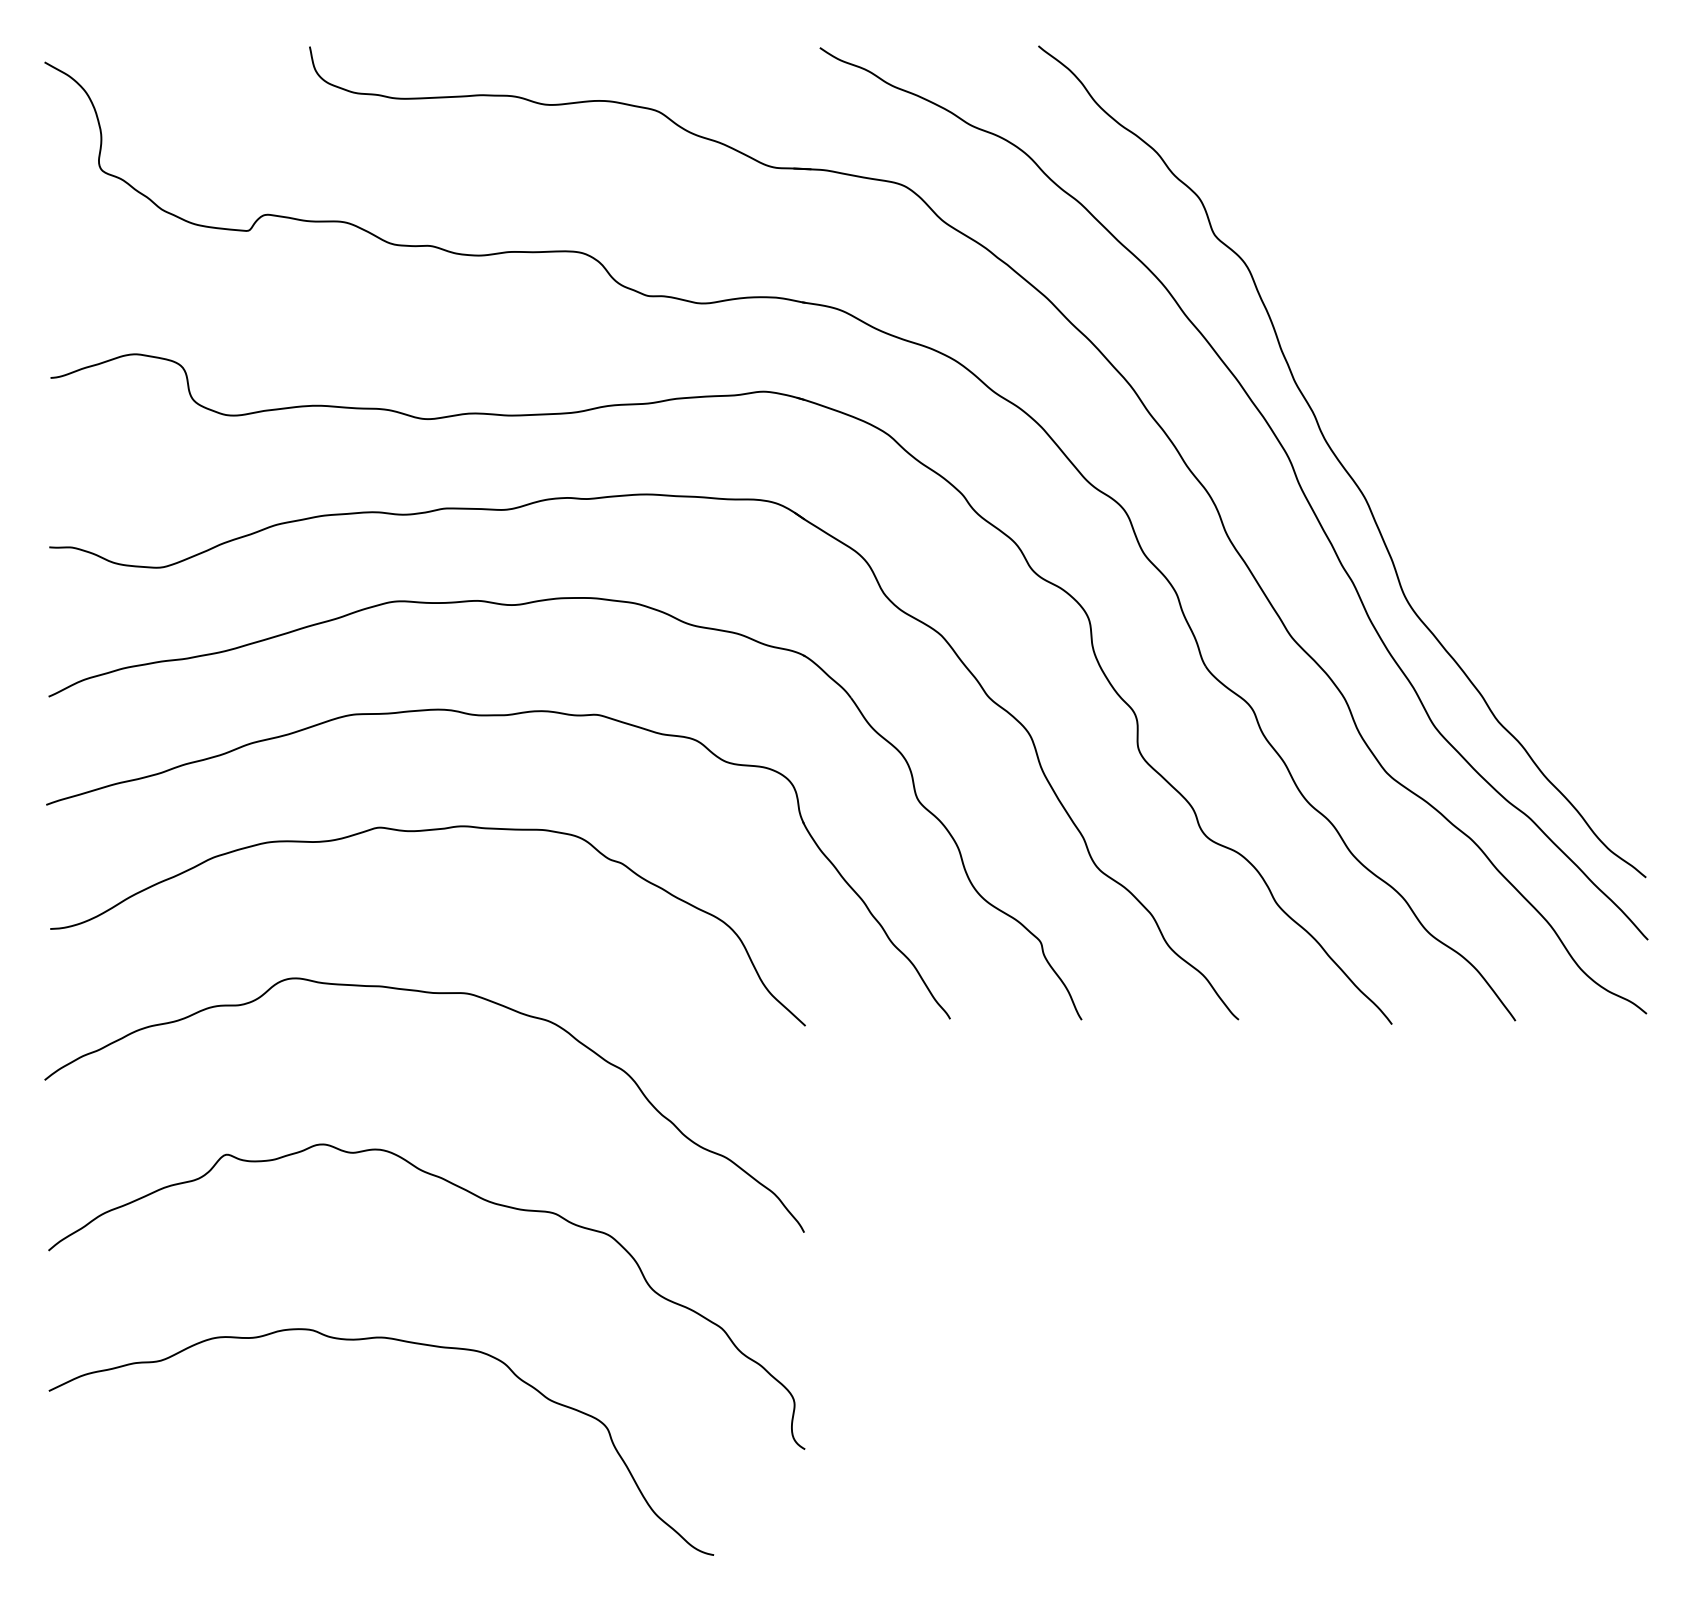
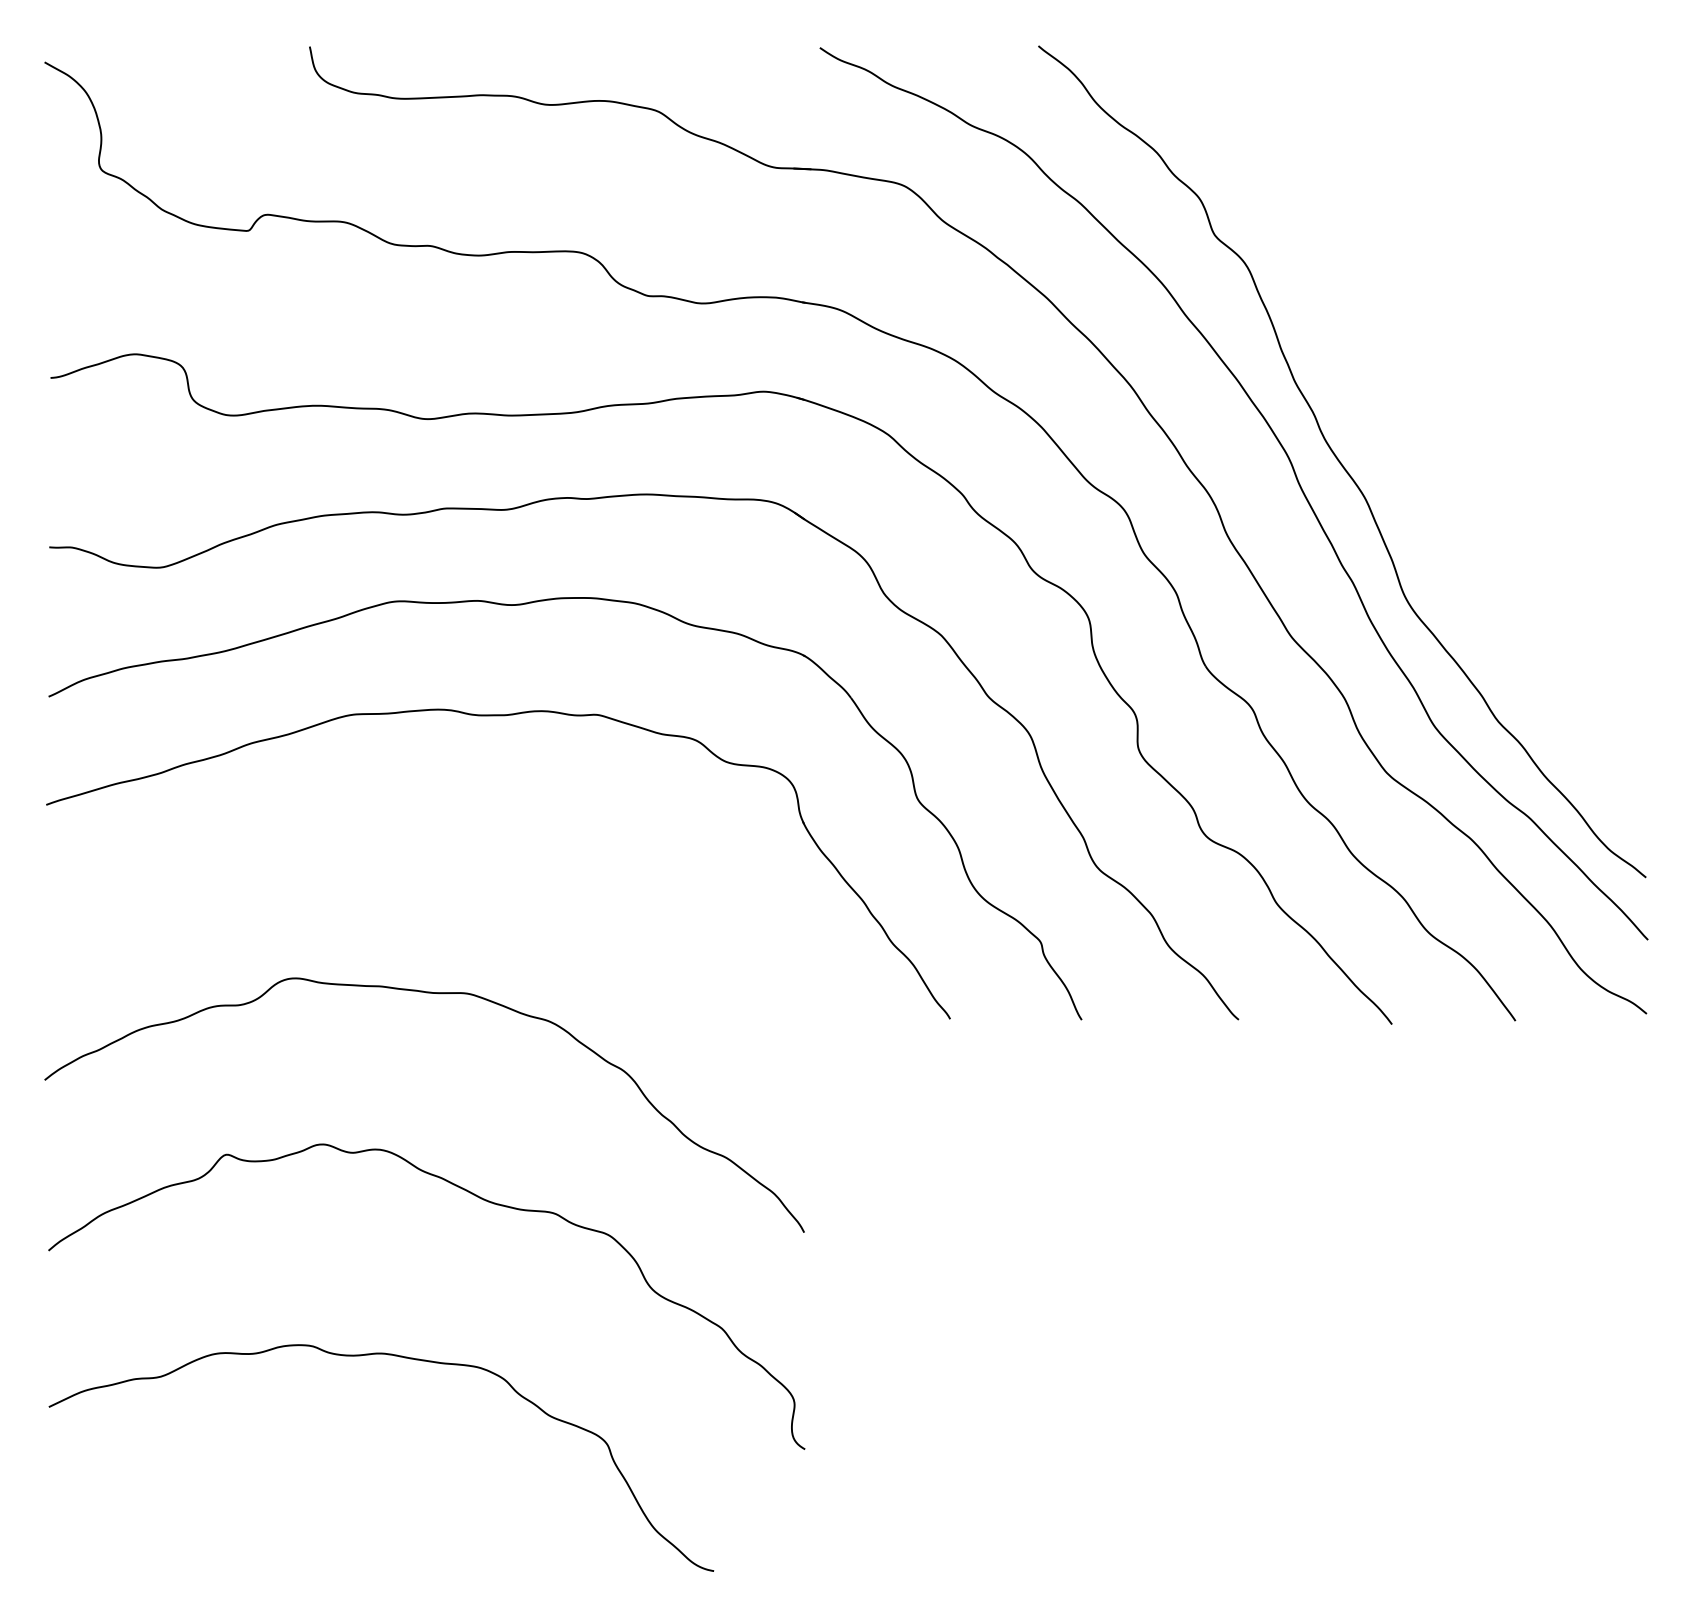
curve: present -> none (414, 832)
curve position: (399, 1341) -> (399, 1357) (399, 1357)
